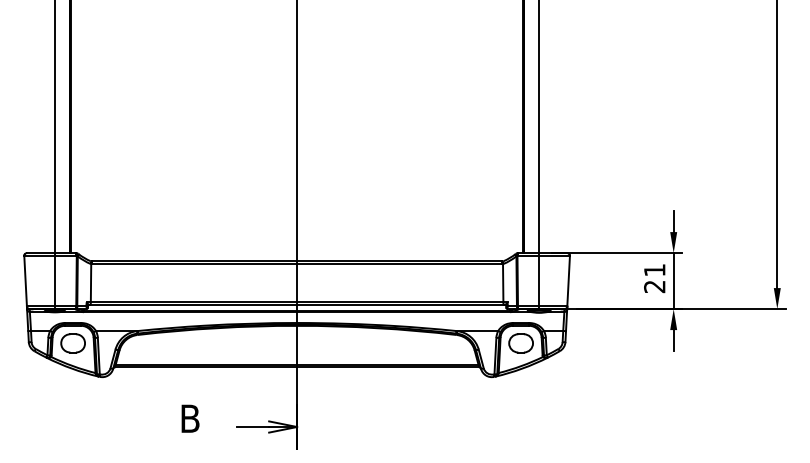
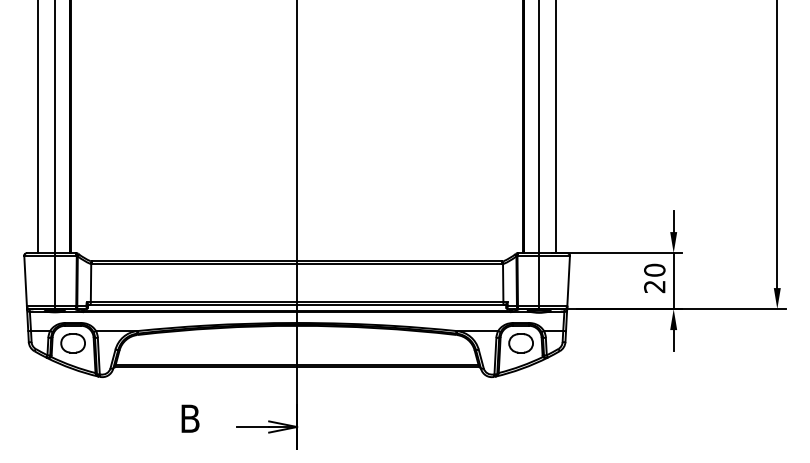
line: none -> present (38, 127)
line: none -> present (556, 127)
text: 21 -> 20 (654, 269)
